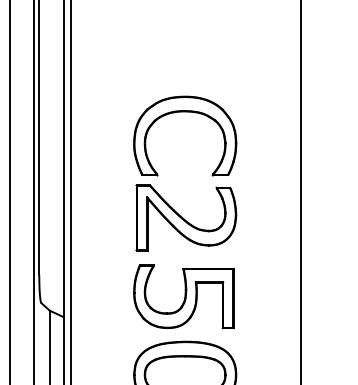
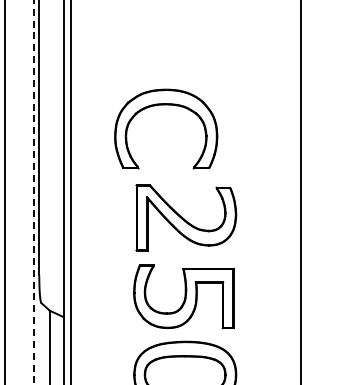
part position: (185, 112) -> (166, 105) (166, 105)
line position: (9, 191) -> (4, 191) (4, 191)
line: solid -> dashed (33, 192)
